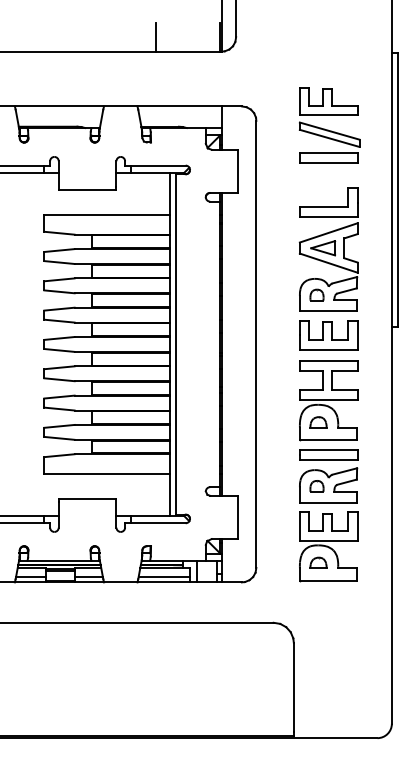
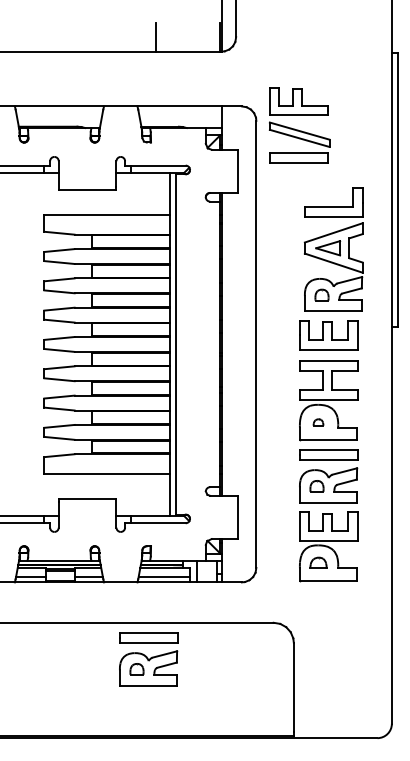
part position: (329, 125) -> (299, 125) (299, 125)
part position: (328, 249) -> (333, 249) (333, 249)
part size: 19x13 px -> 13x9 px (318, 422)
part: none -> present (148, 659)
